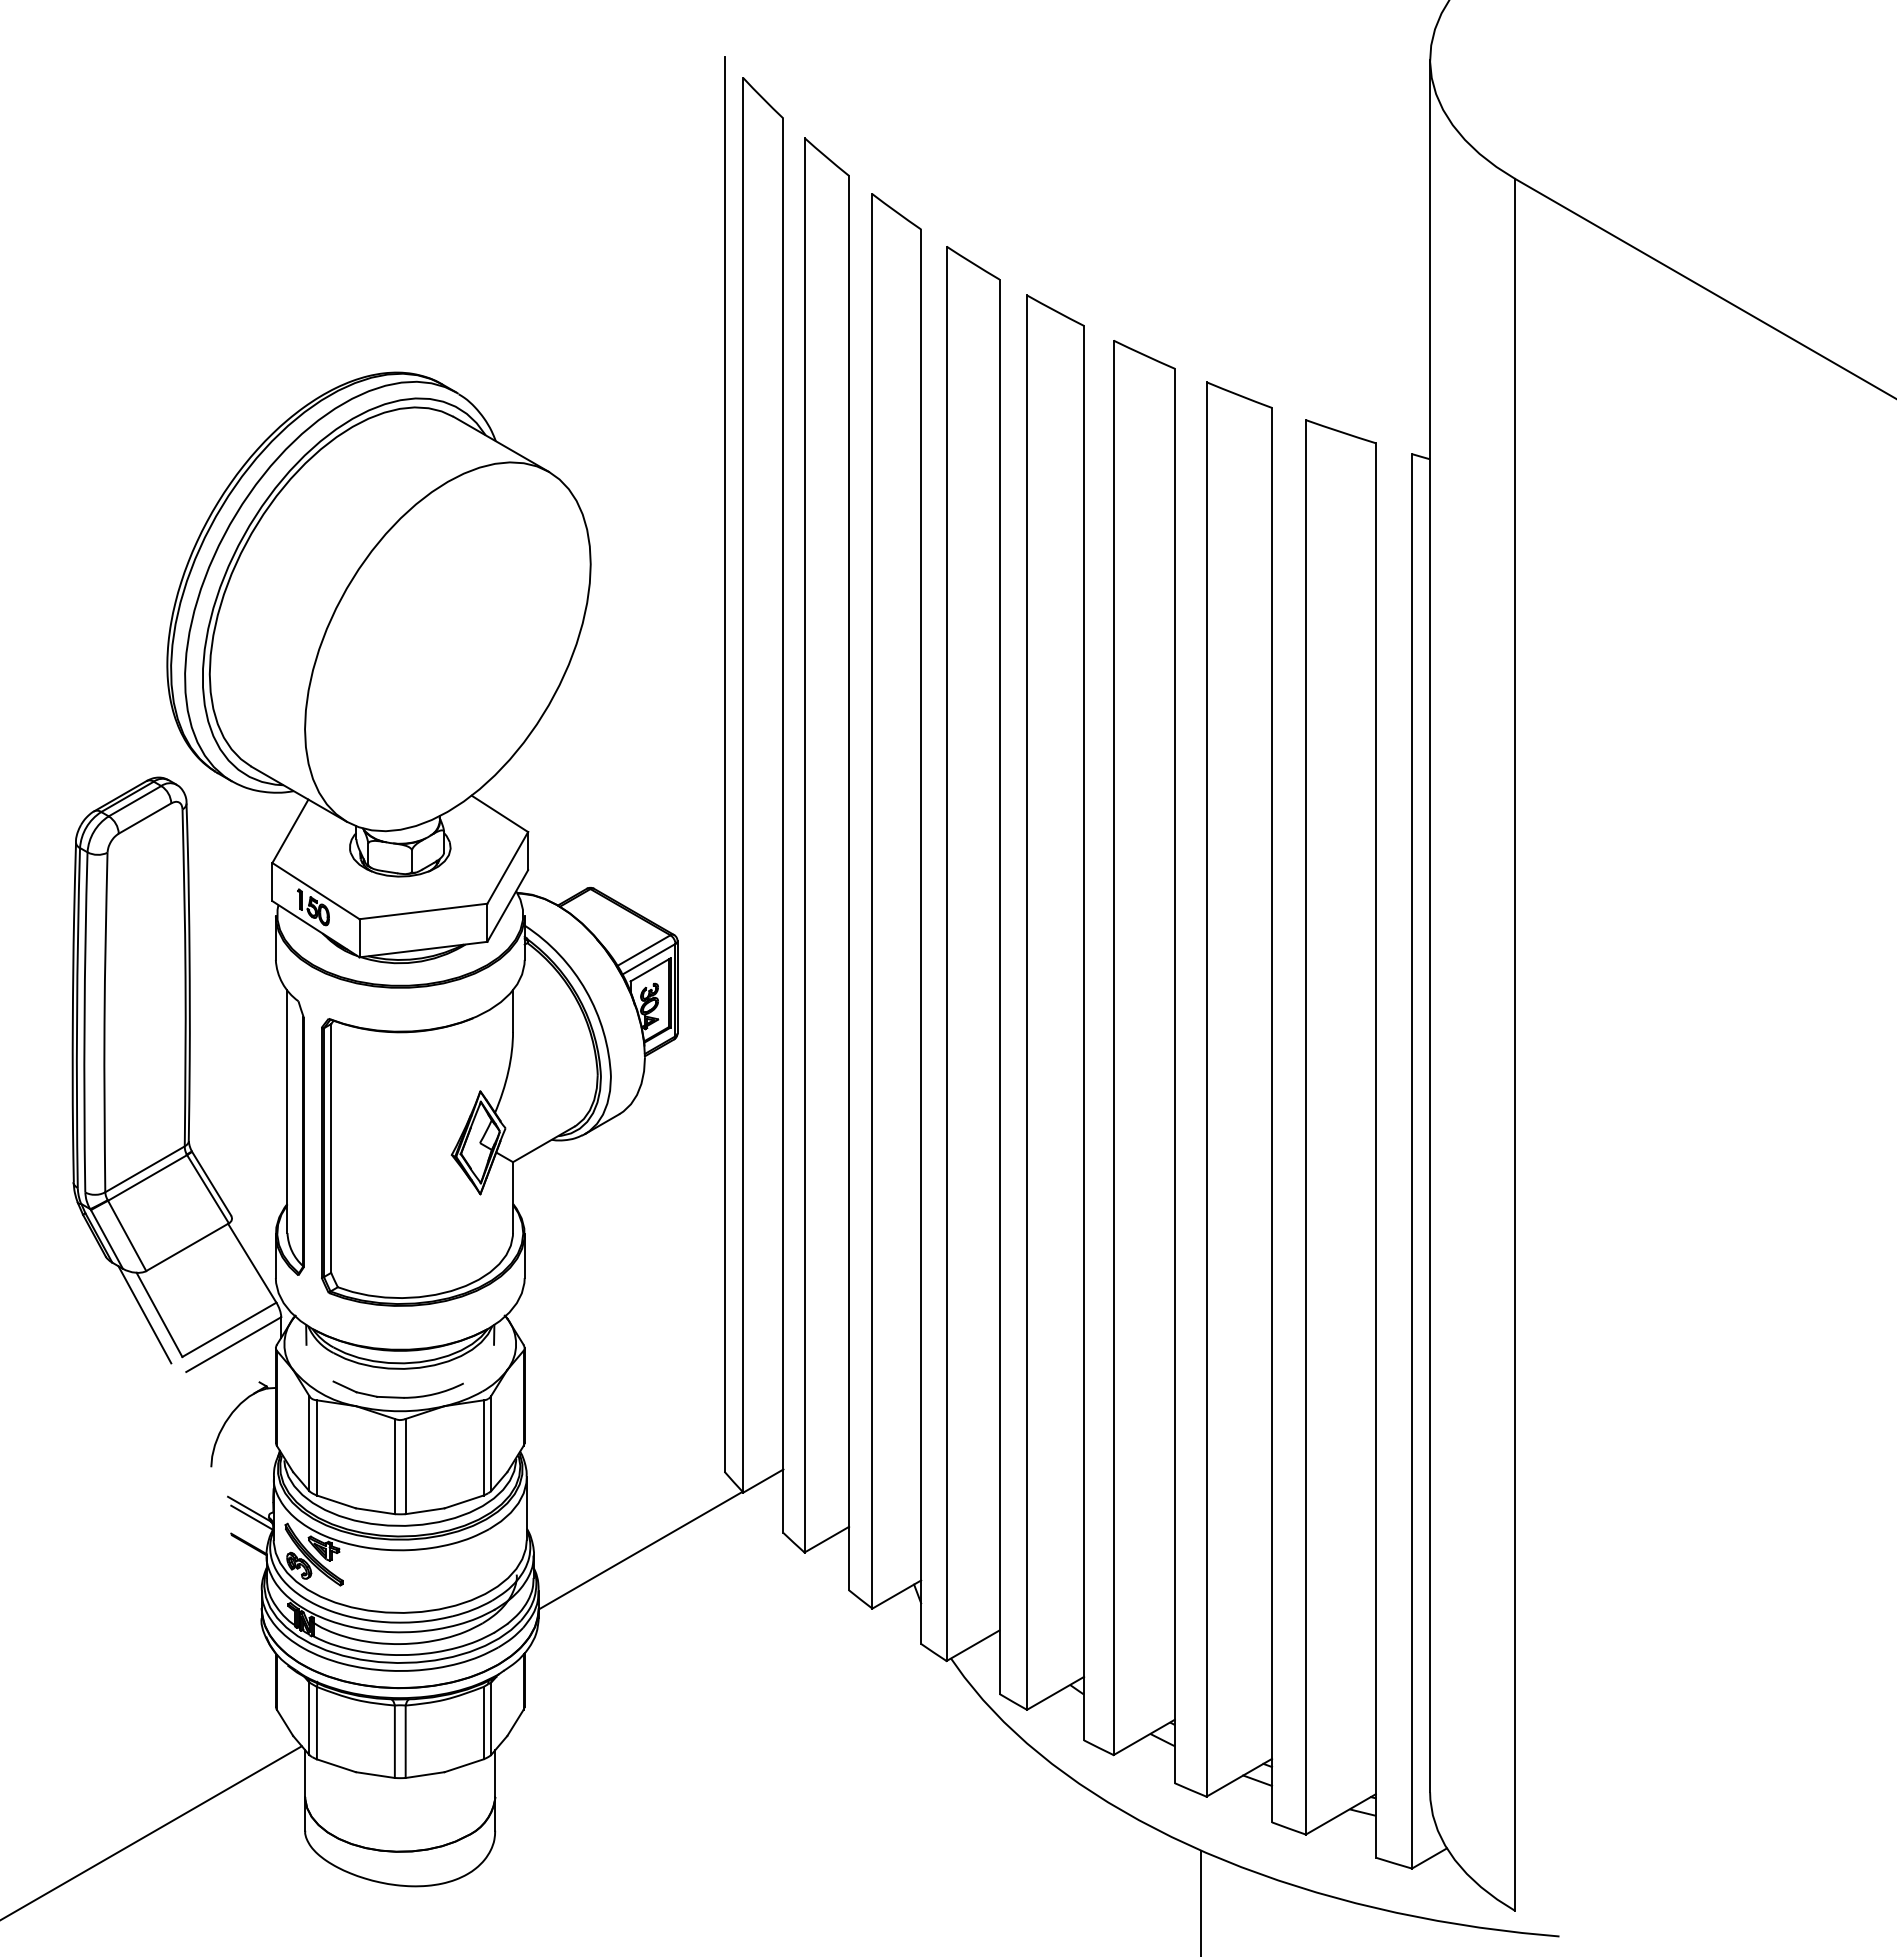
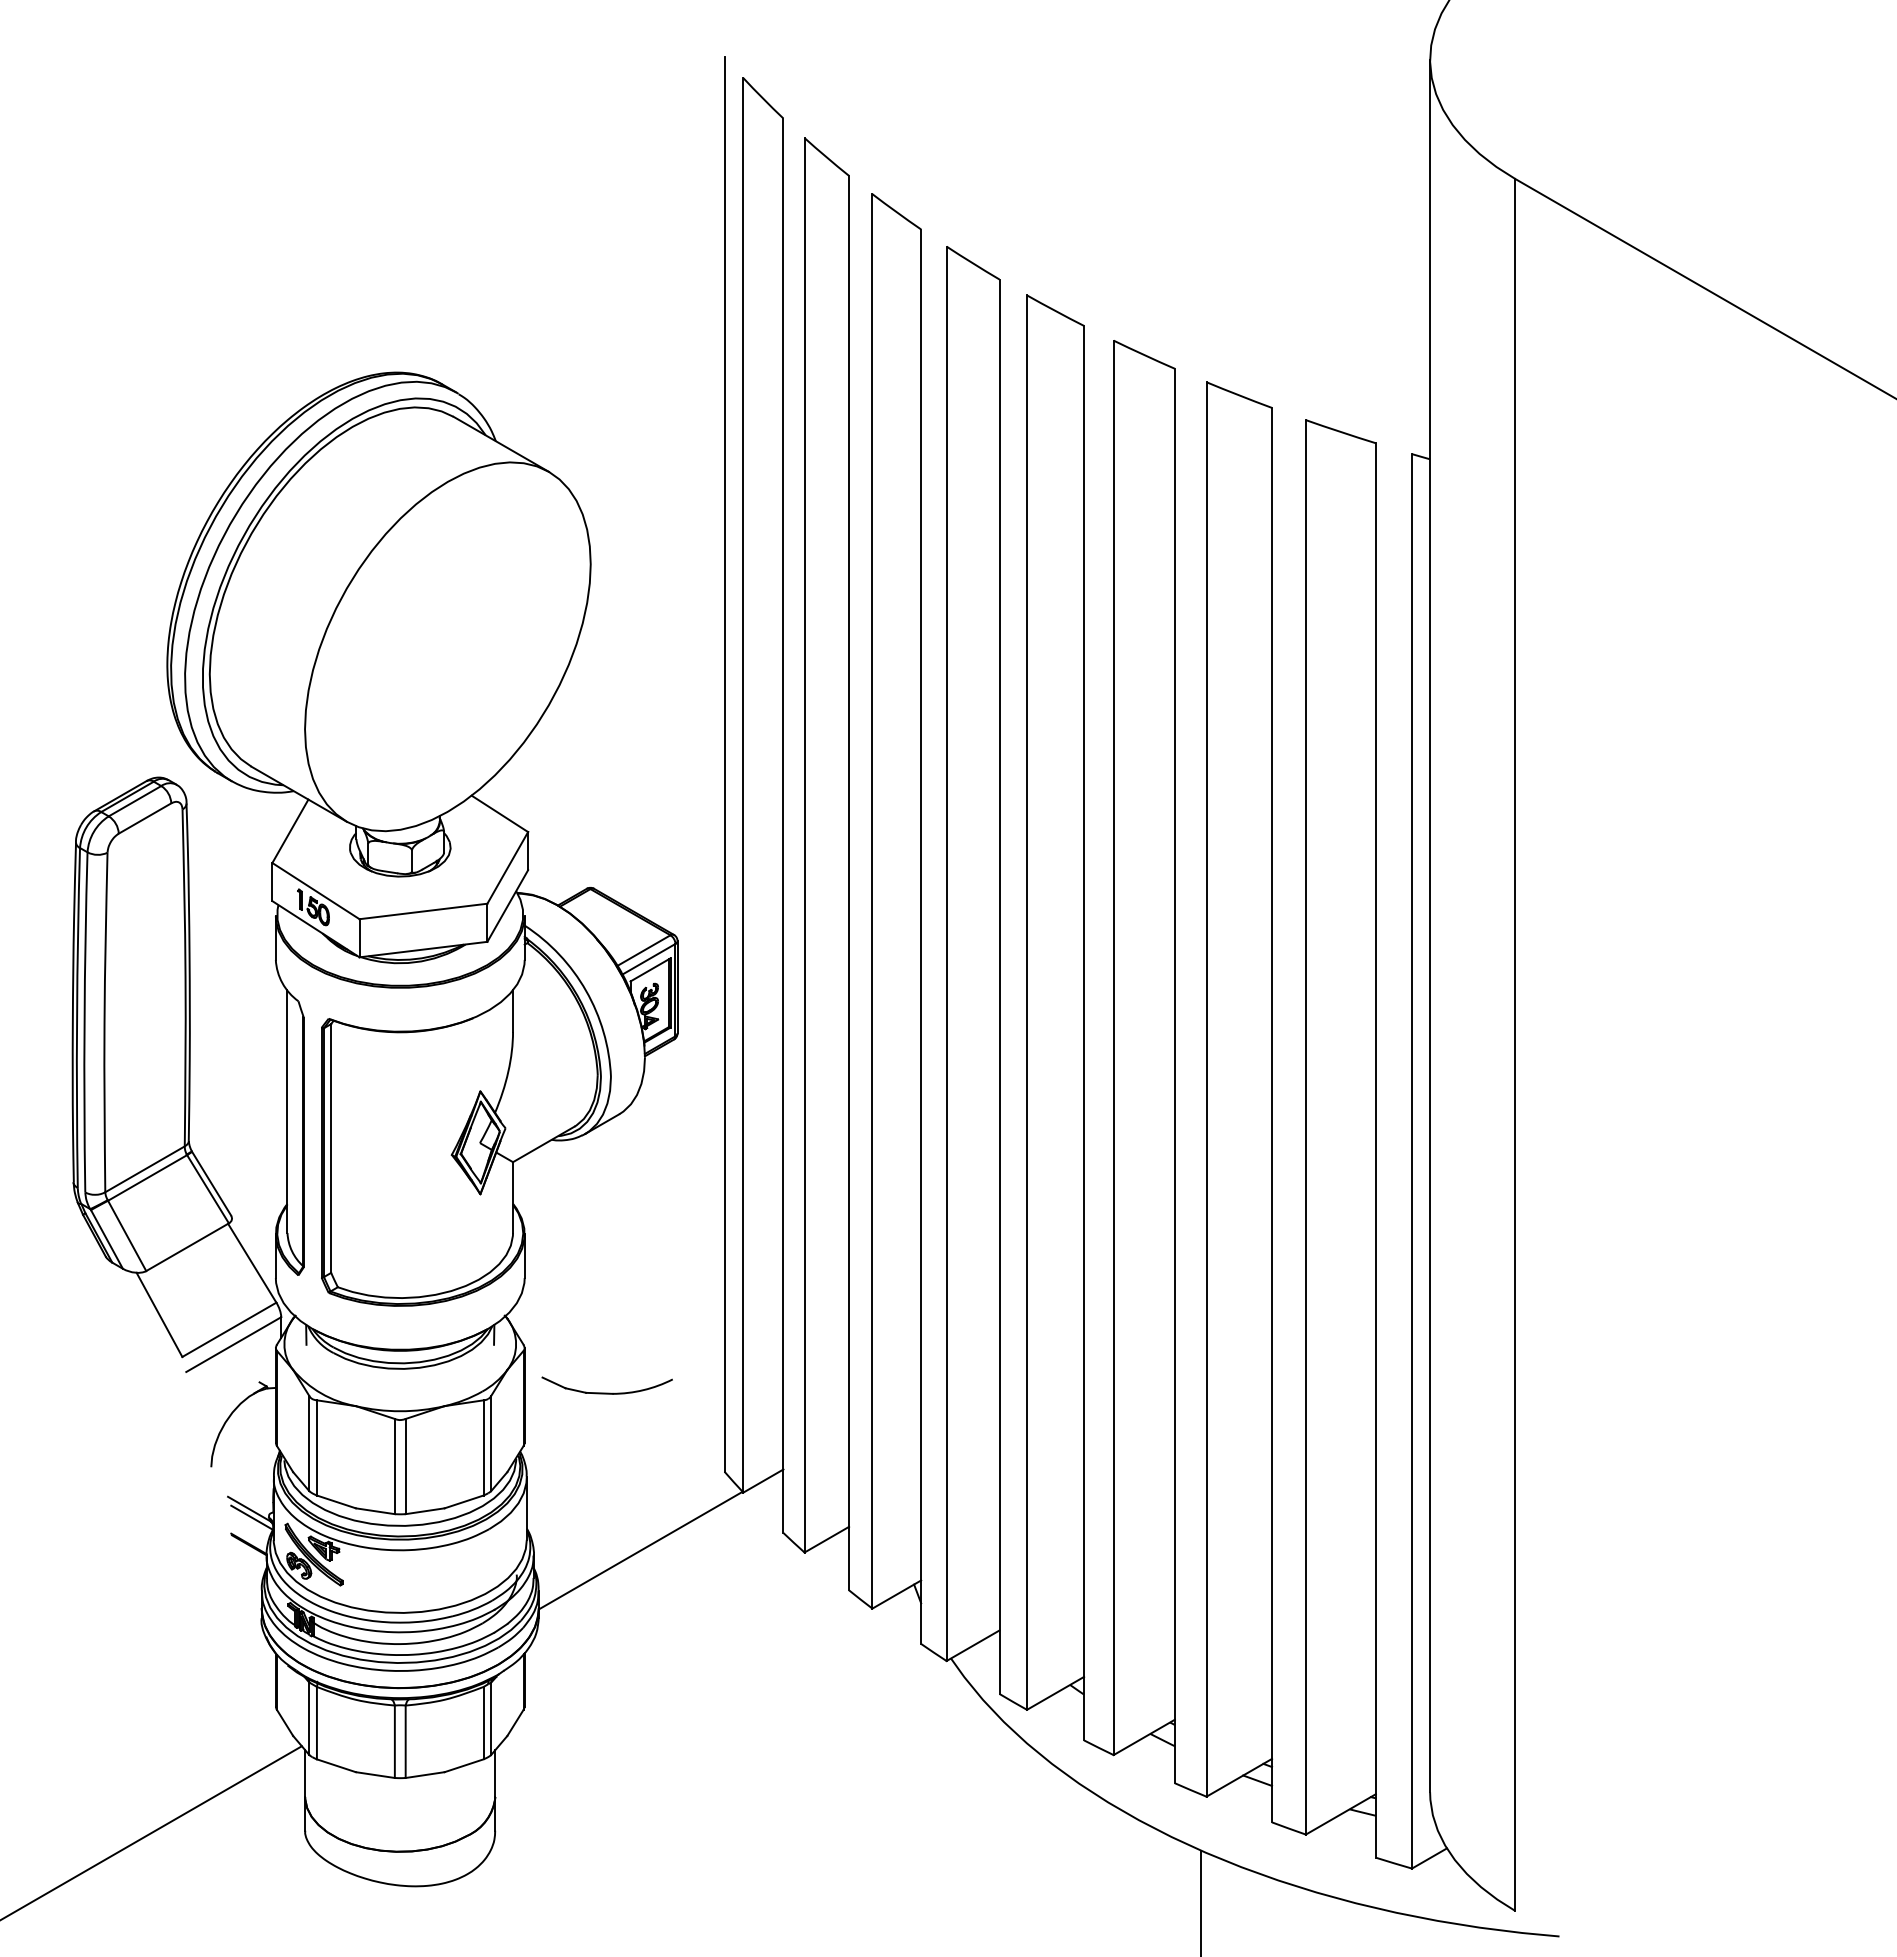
line: present -> none (144, 1314)
part position: (397, 1396) -> (606, 1392) (606, 1392)
